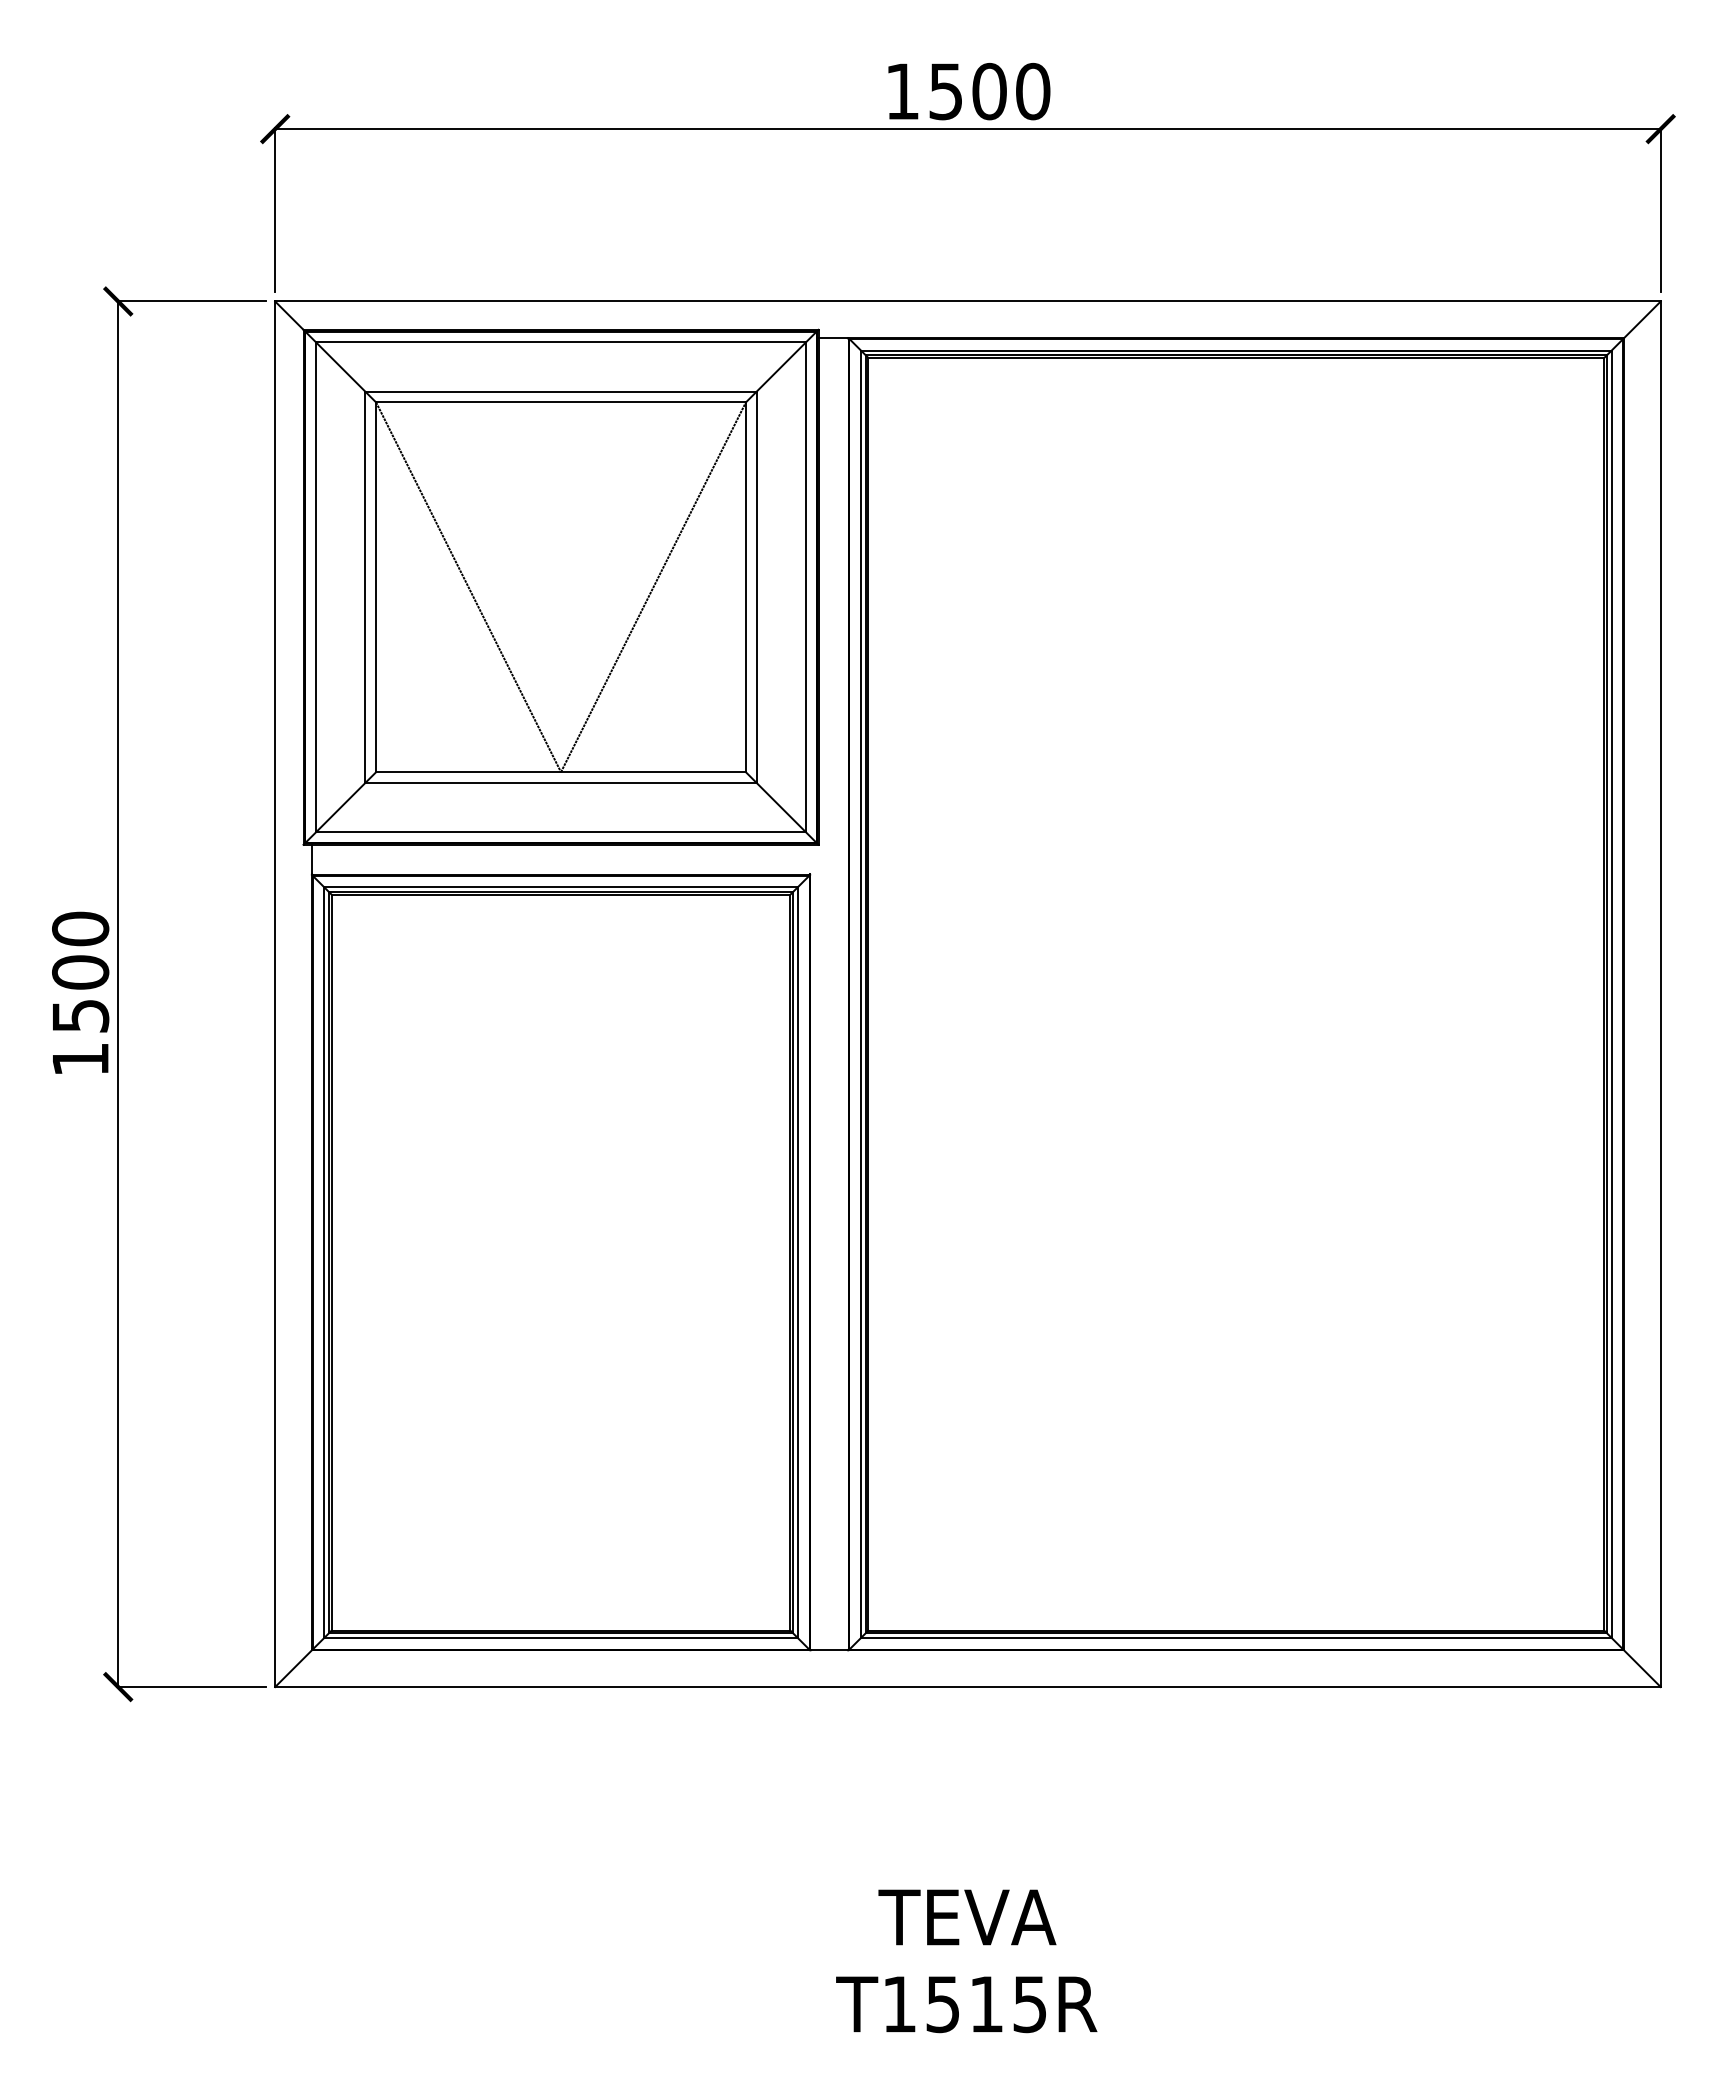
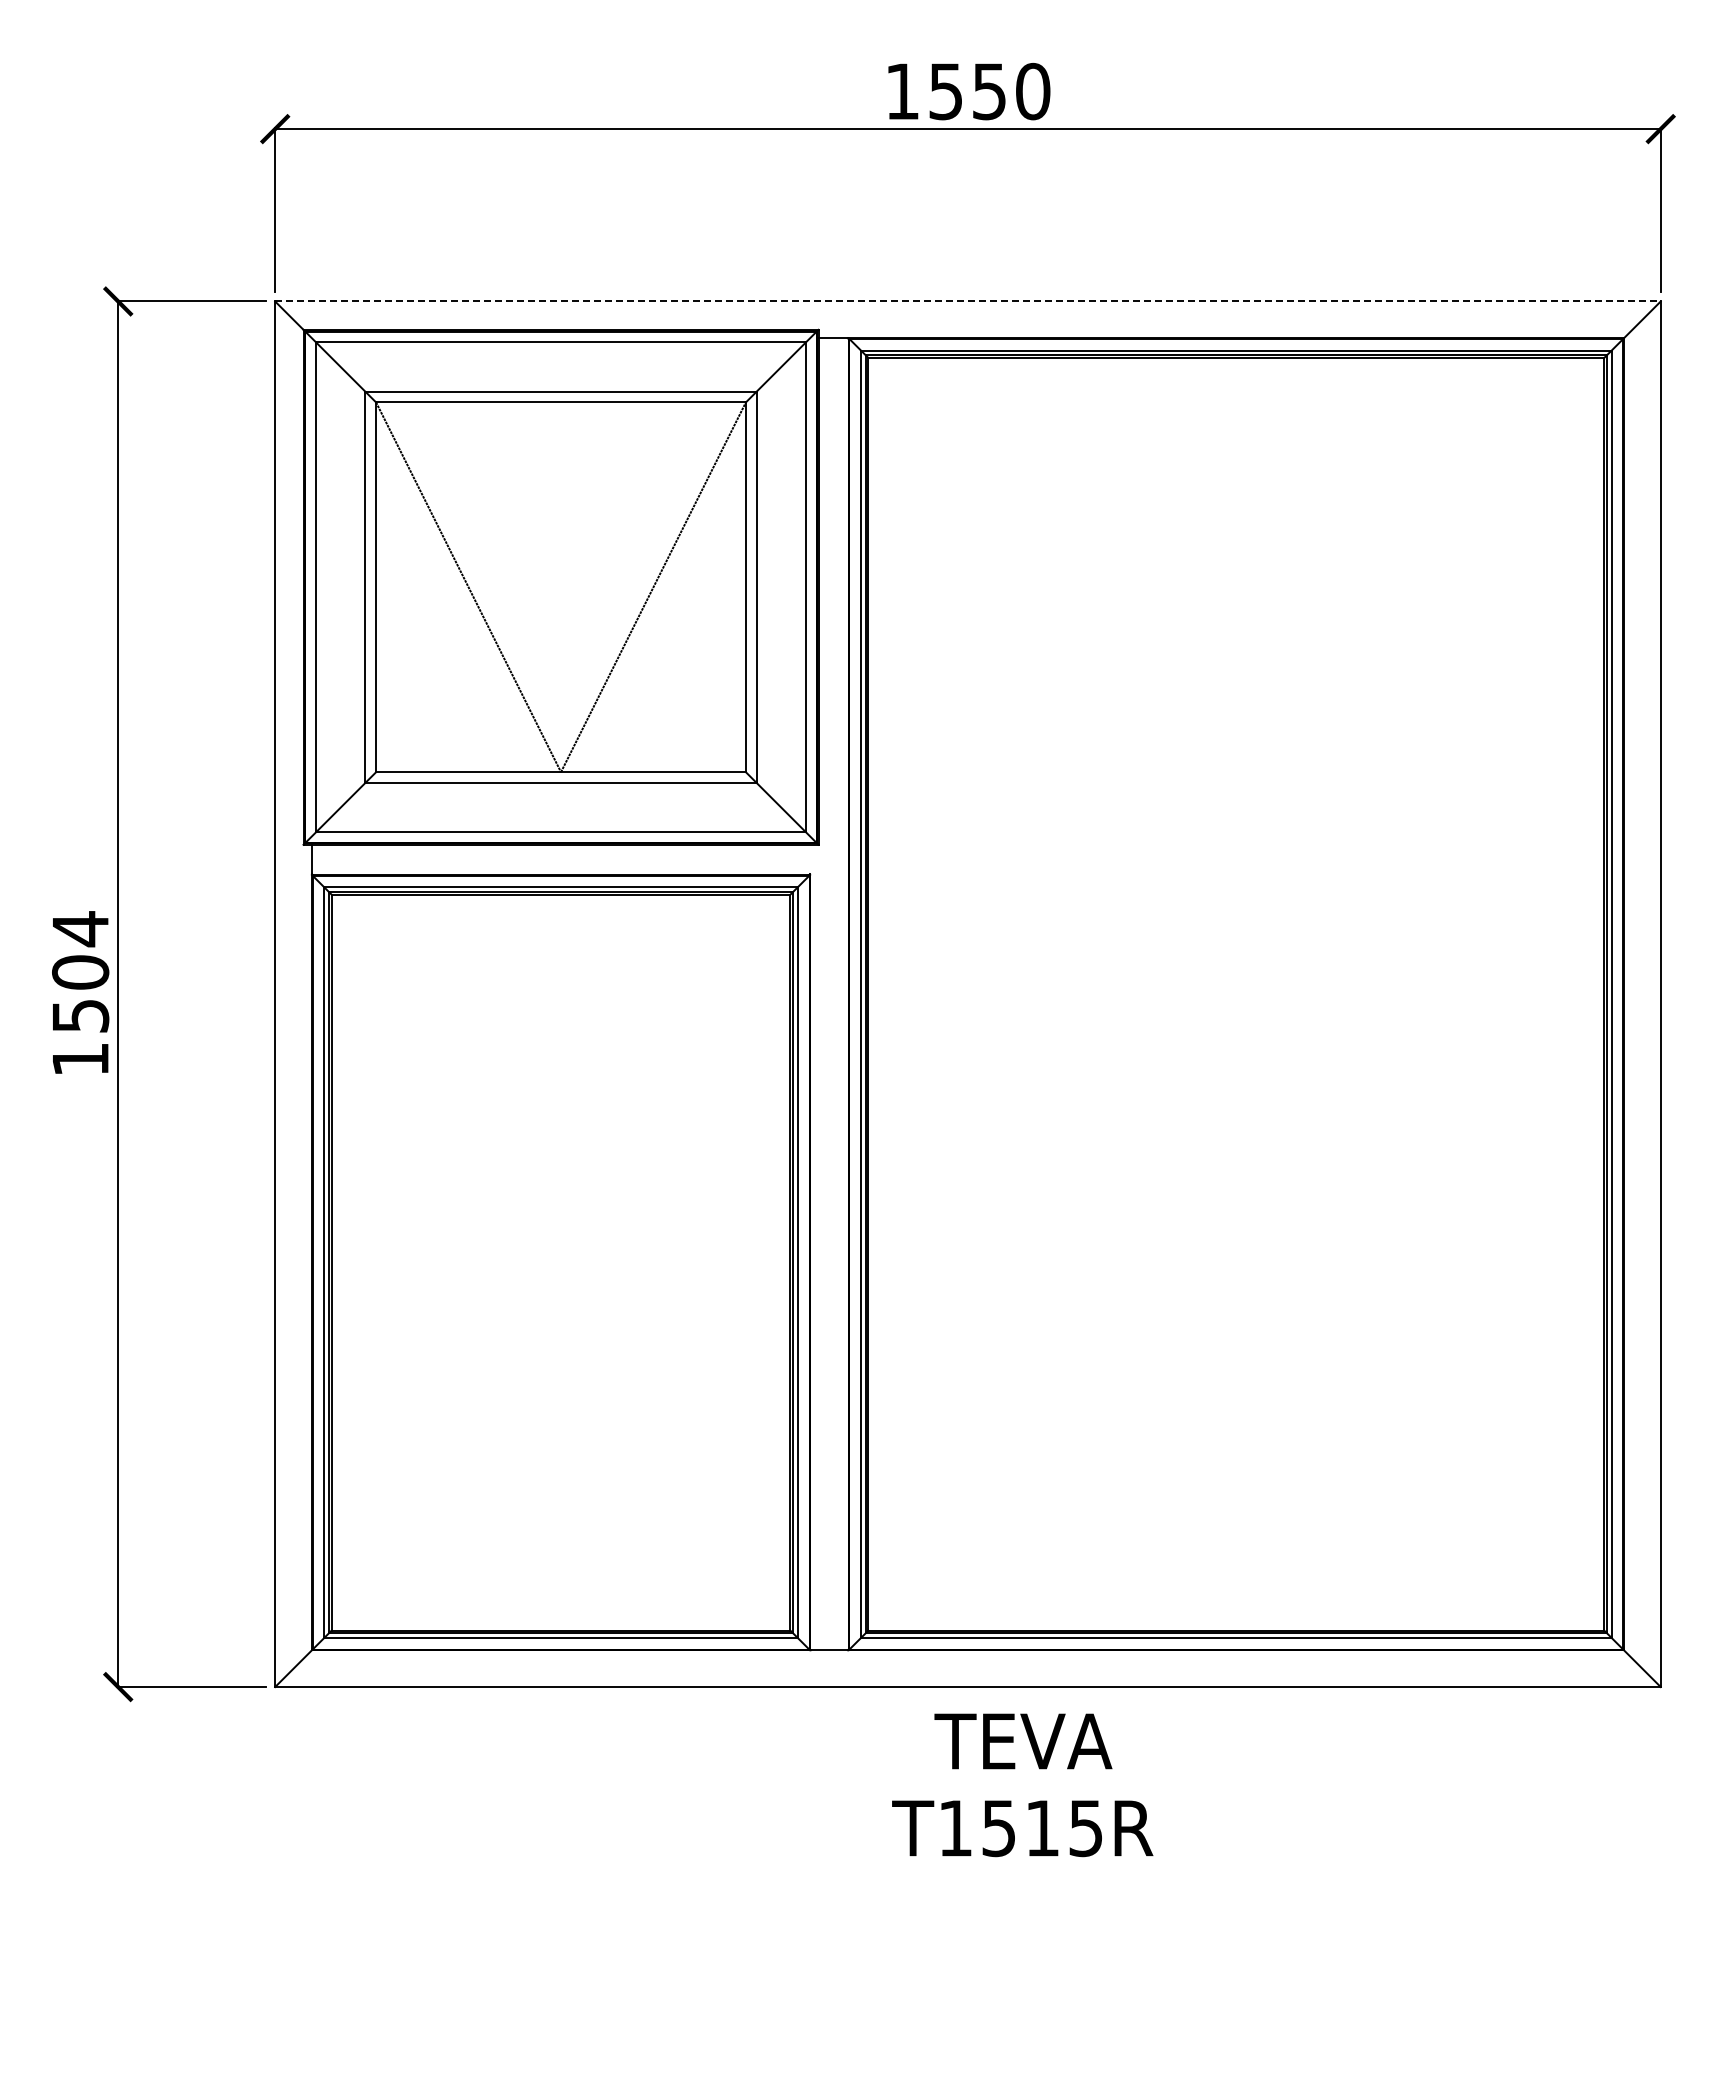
text: 1500 -> 1550 (989, 91)
line: solid -> dashed (967, 301)
text: 1500 -> 1504 (80, 929)
text position: (966, 1961) -> (1022, 1785) (1022, 1785)
